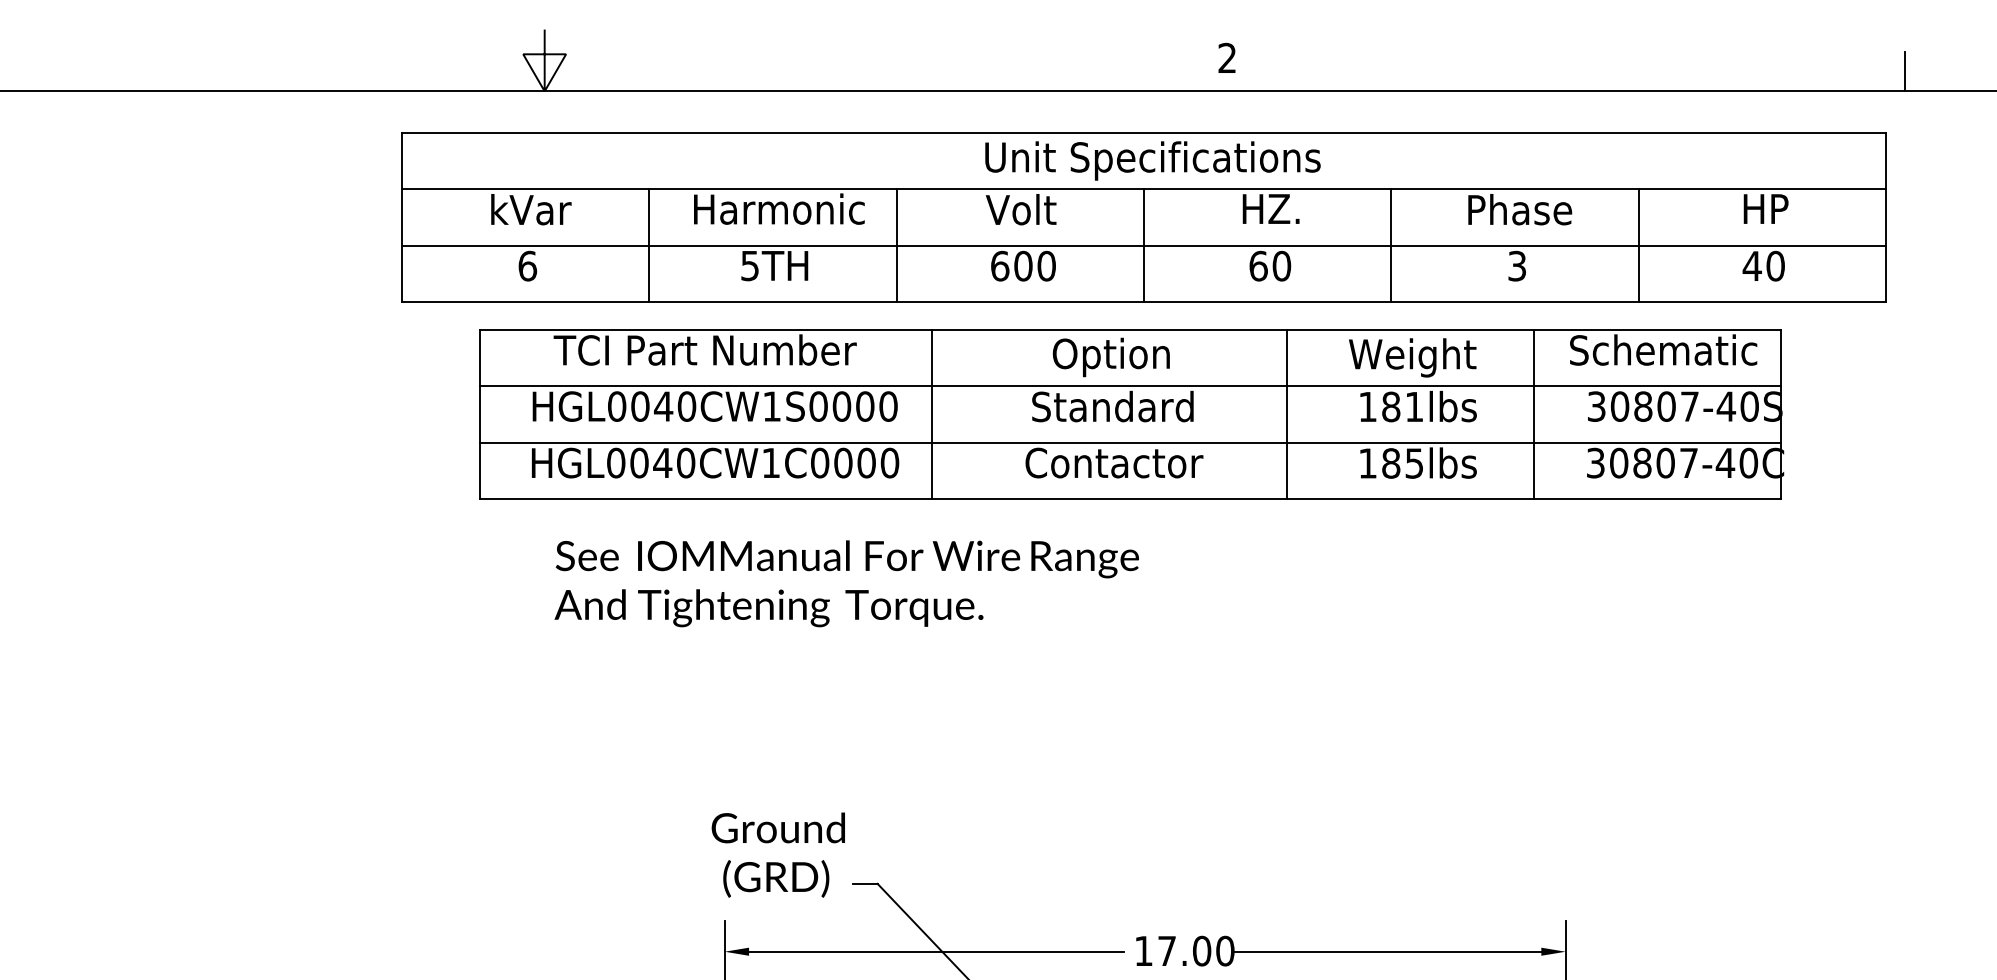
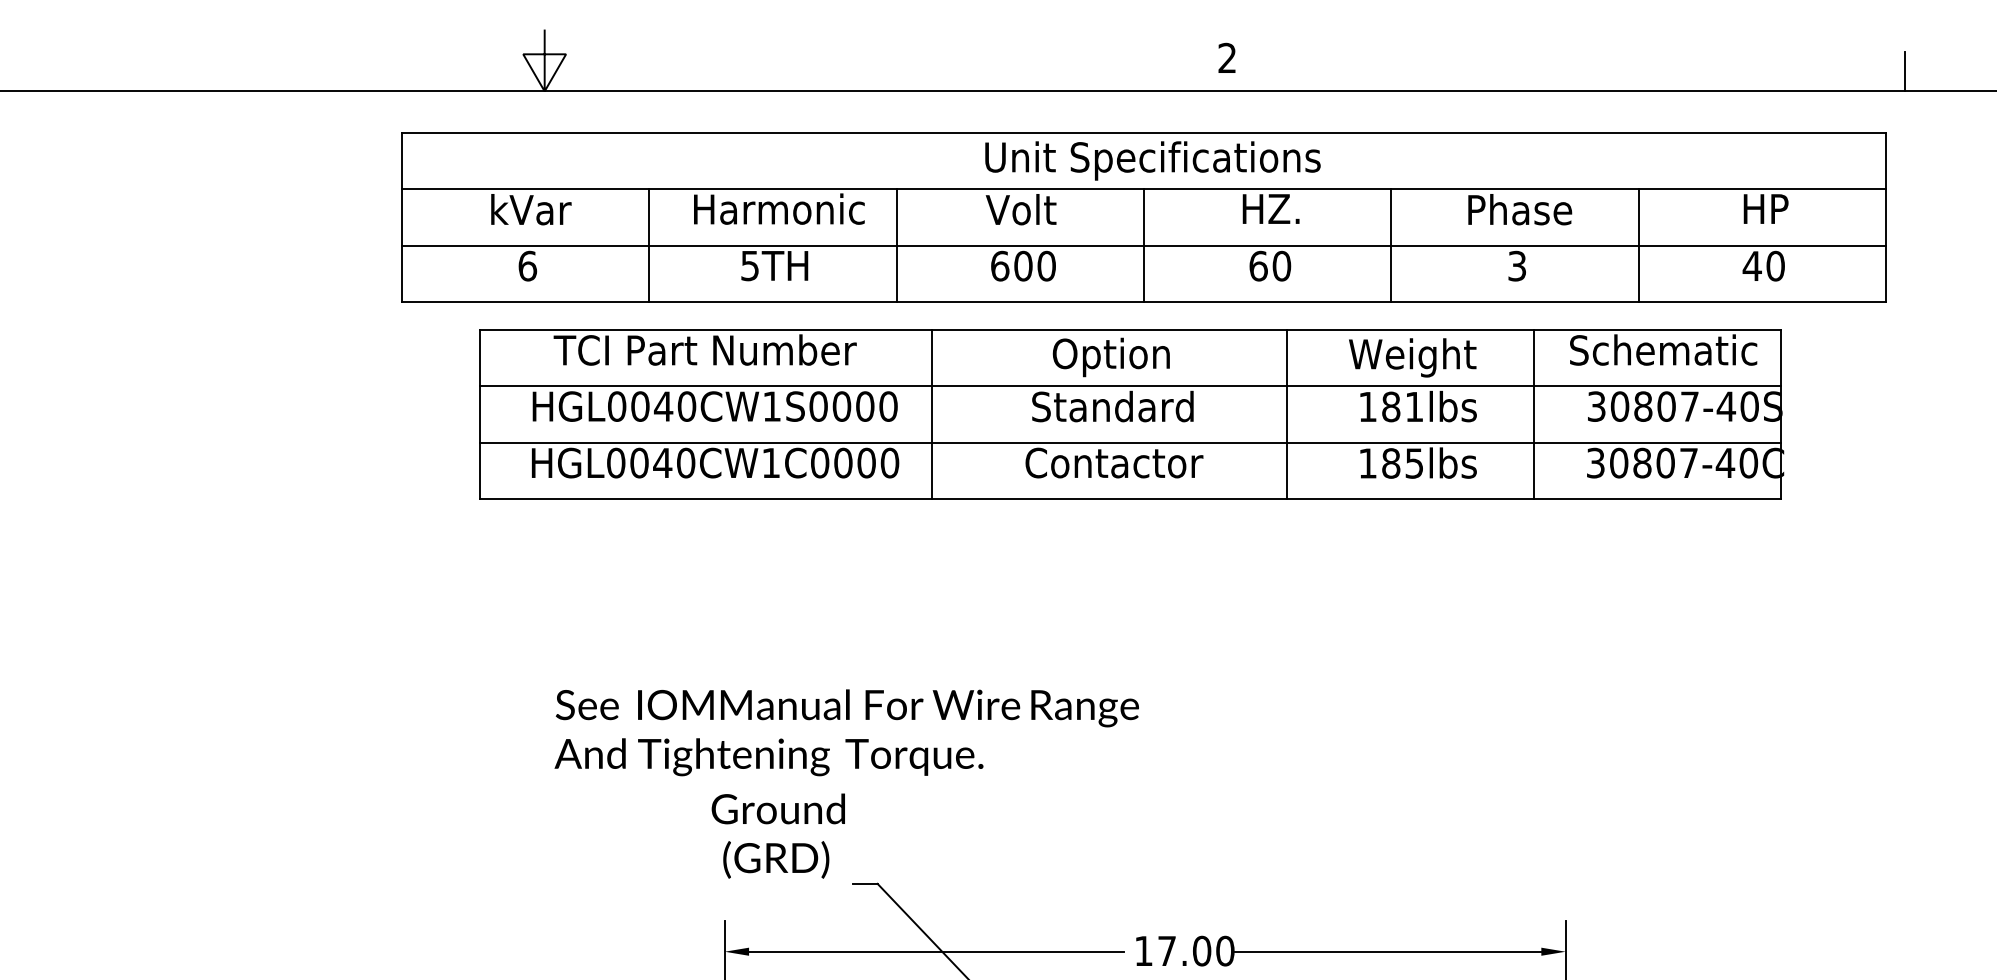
text position: (846, 583) -> (846, 732) (846, 732)
text position: (777, 854) -> (777, 835) (777, 835)
